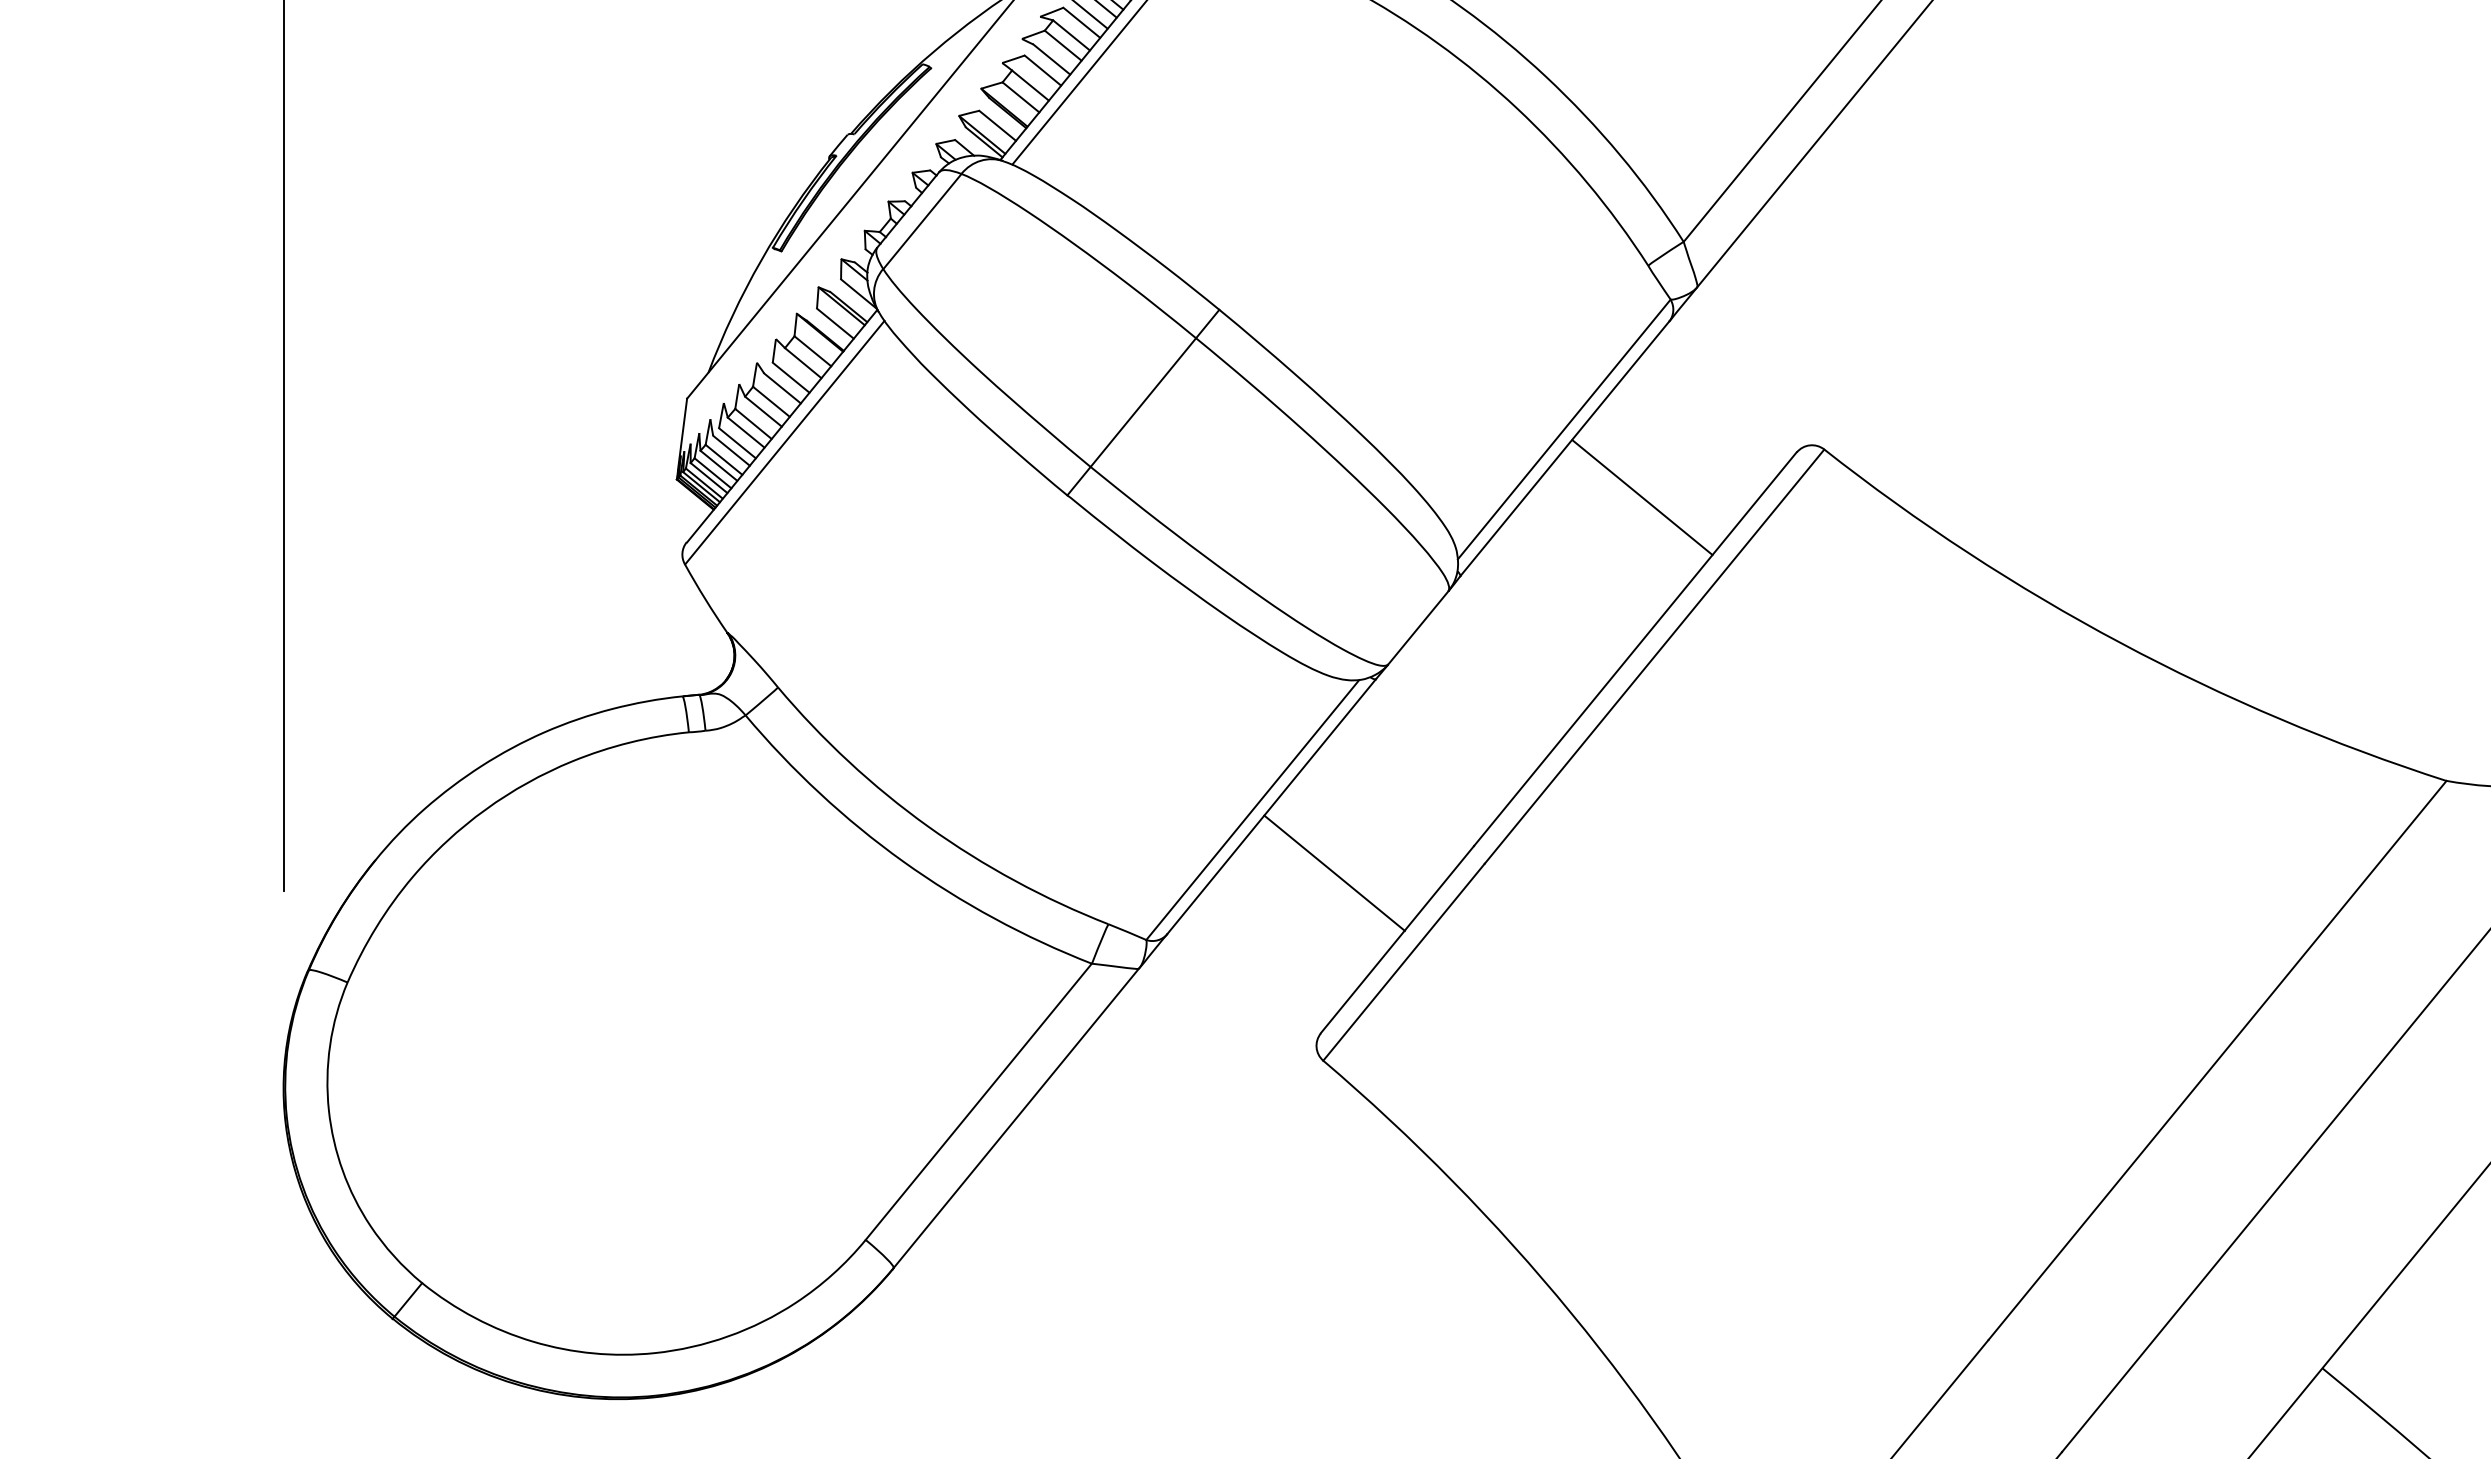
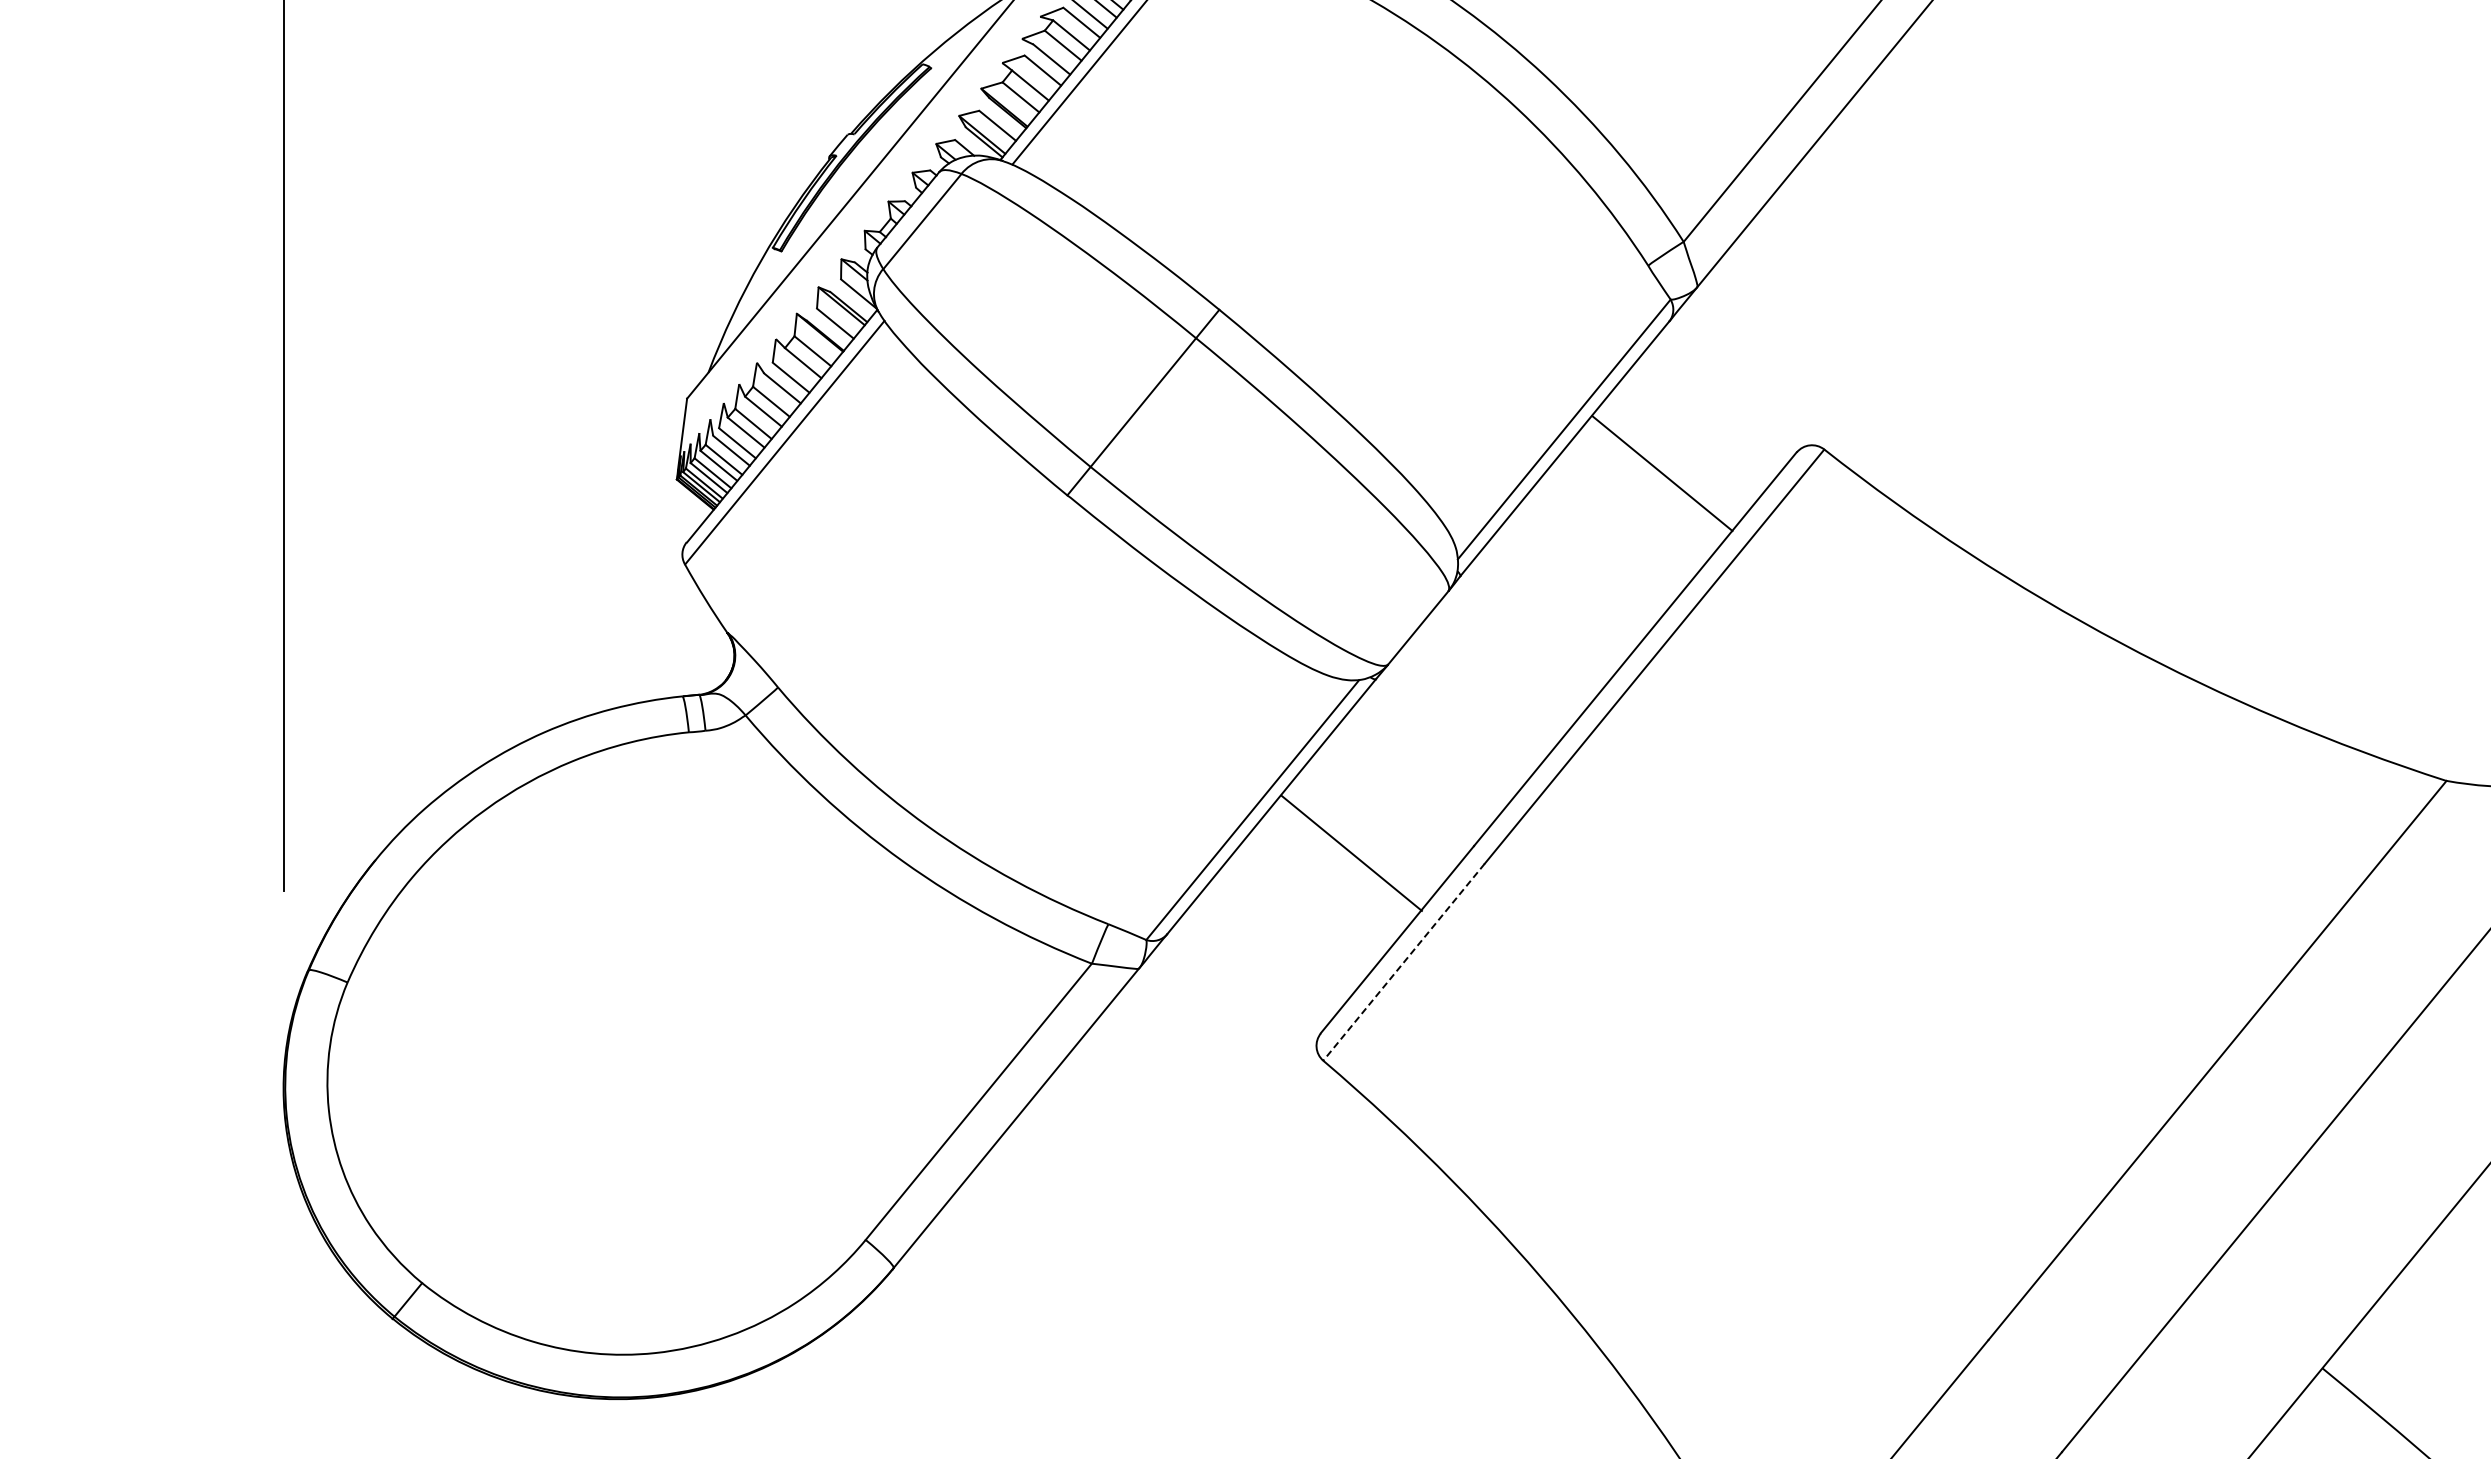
line position: (1642, 497) -> (1662, 473) (1662, 473)
line position: (1334, 872) -> (1351, 852) (1351, 852)
line: solid -> dashed (1403, 962)
